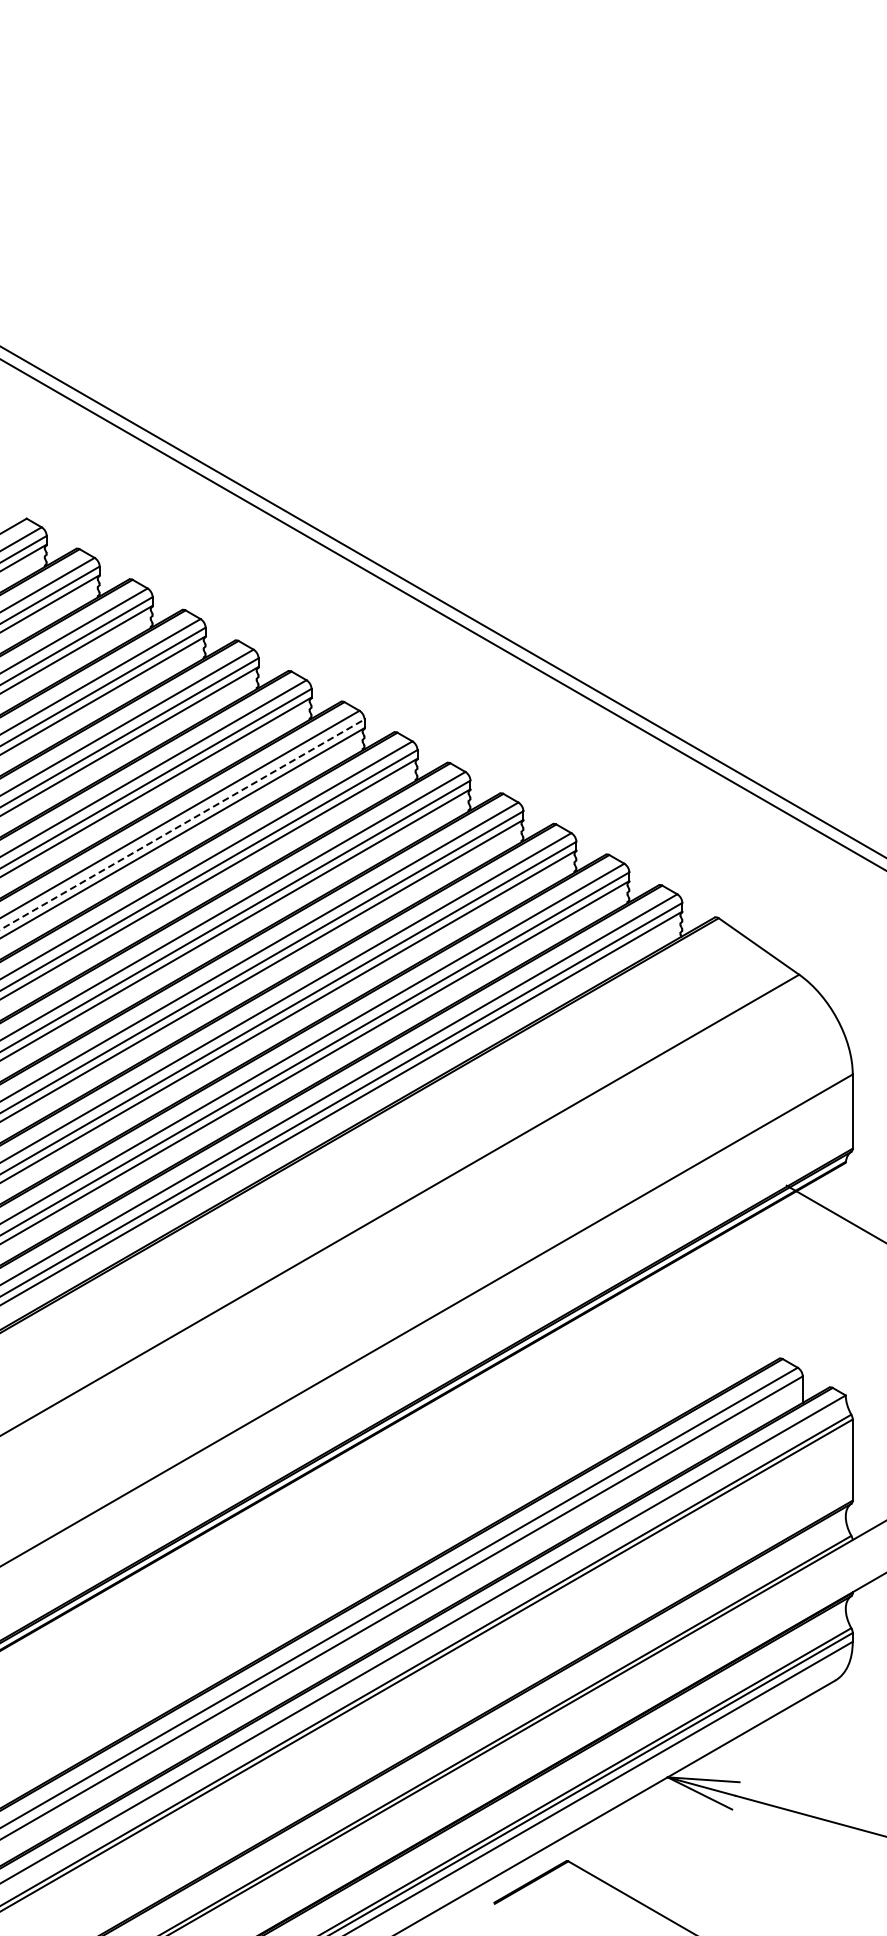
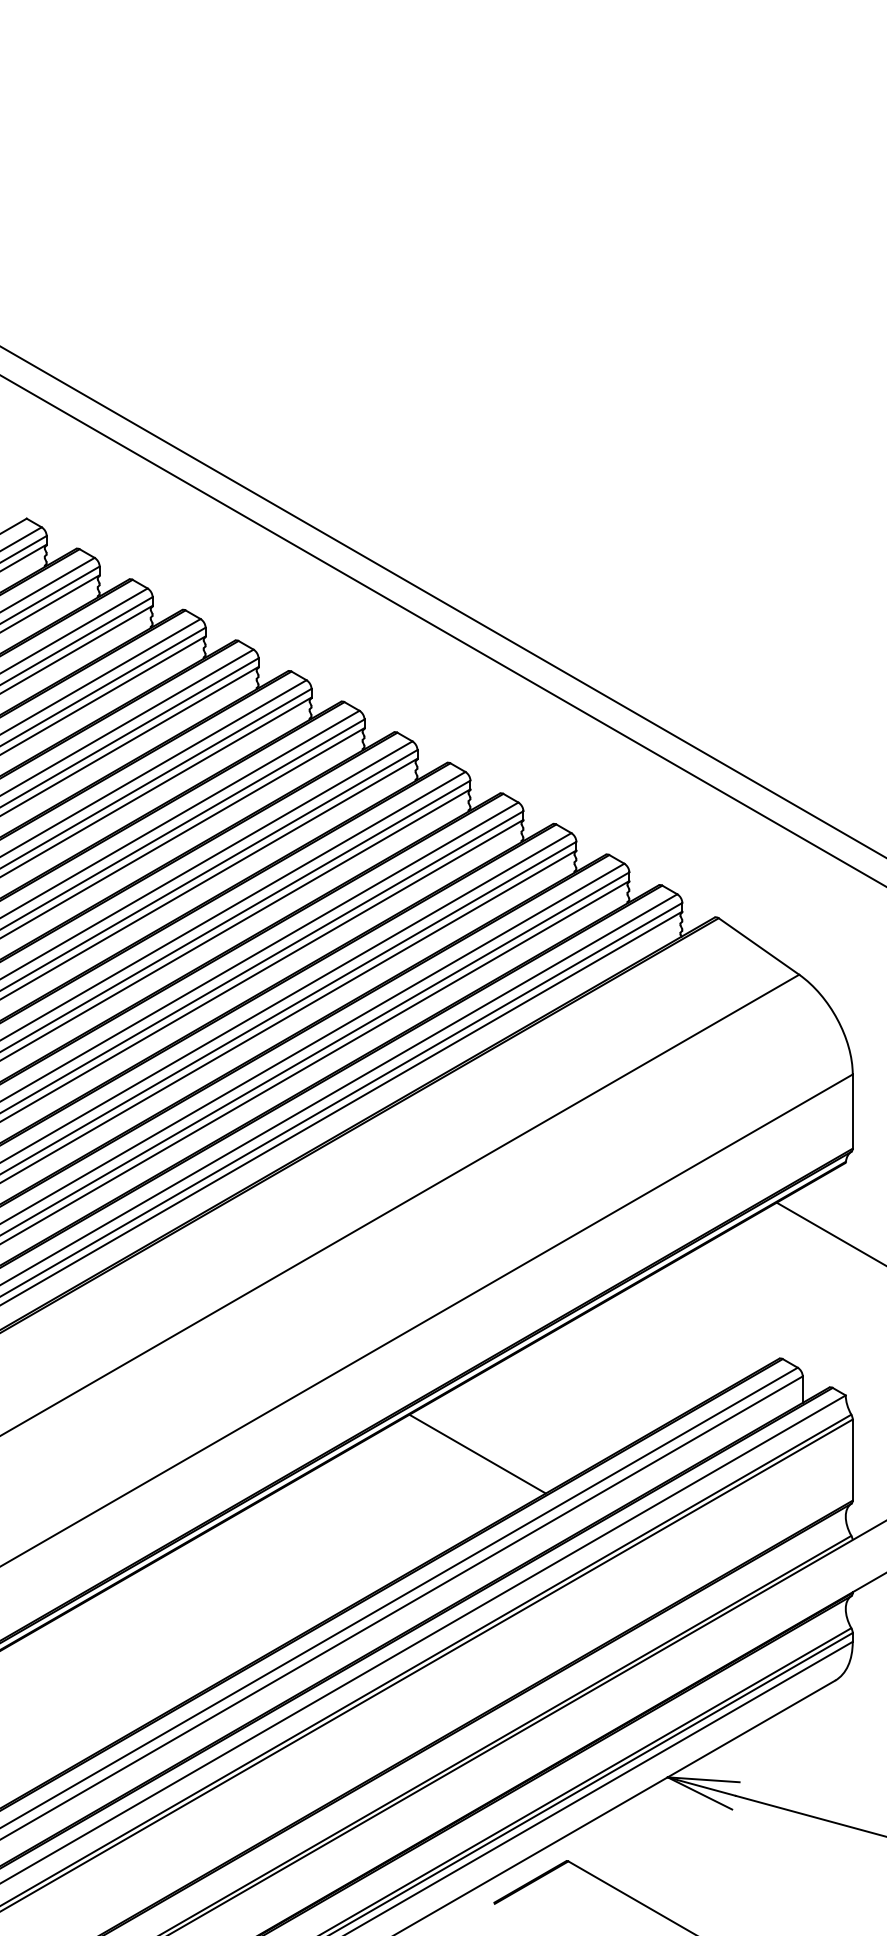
line position: (442, 614) -> (442, 630) (442, 630)
line: dashed -> solid (182, 824)
line position: (834, 1213) -> (829, 1233) (829, 1233)
line: none -> present (477, 1453)
